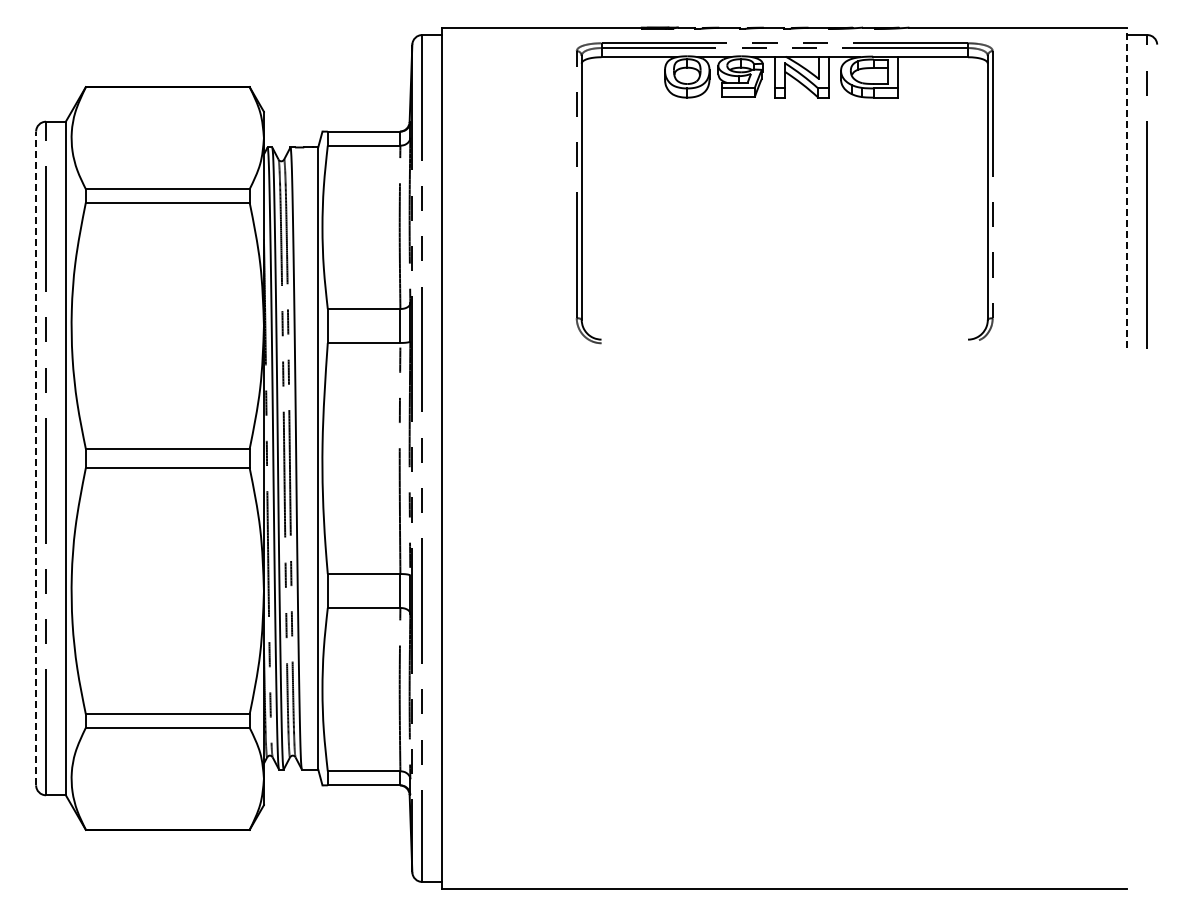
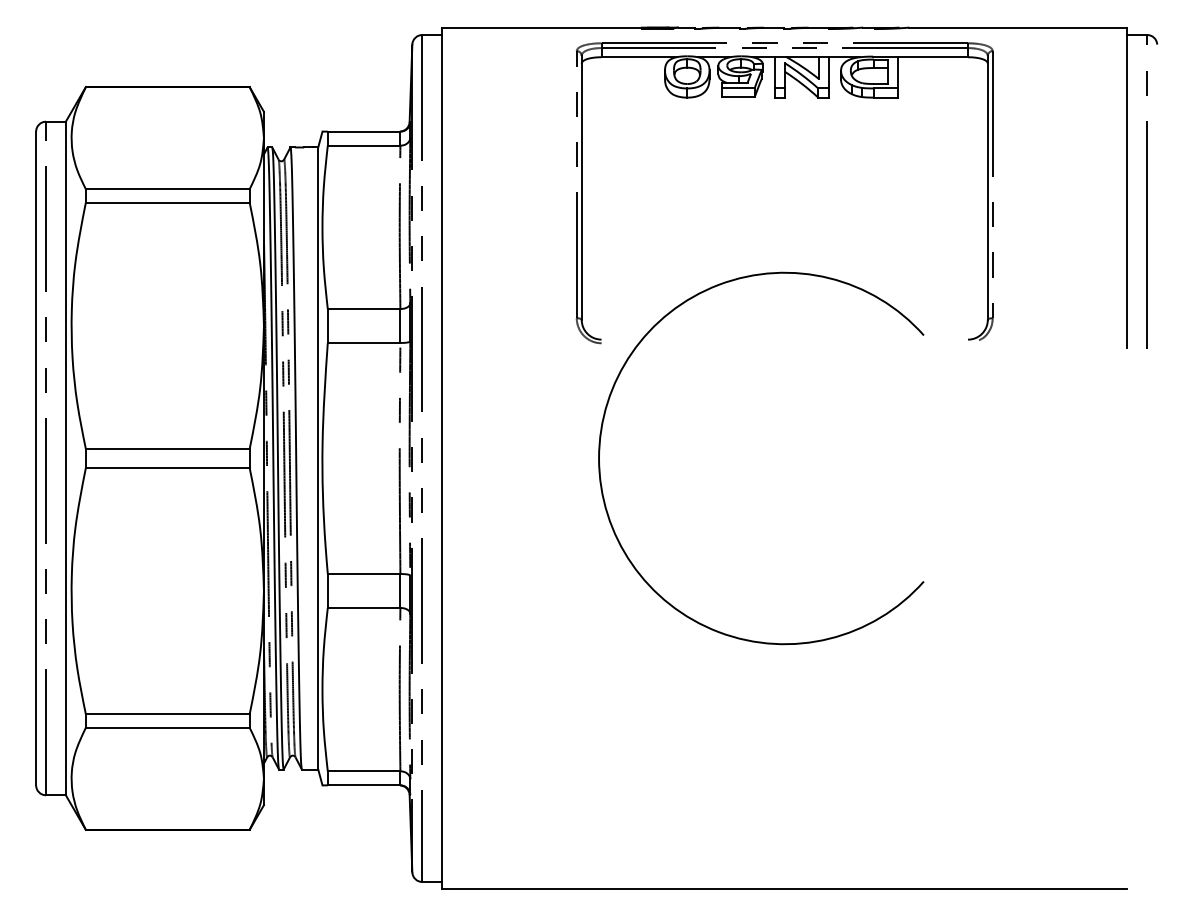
line: dashed -> solid (1127, 187)
arc: none -> present (600, 450)
line: dashed -> solid (36, 458)
